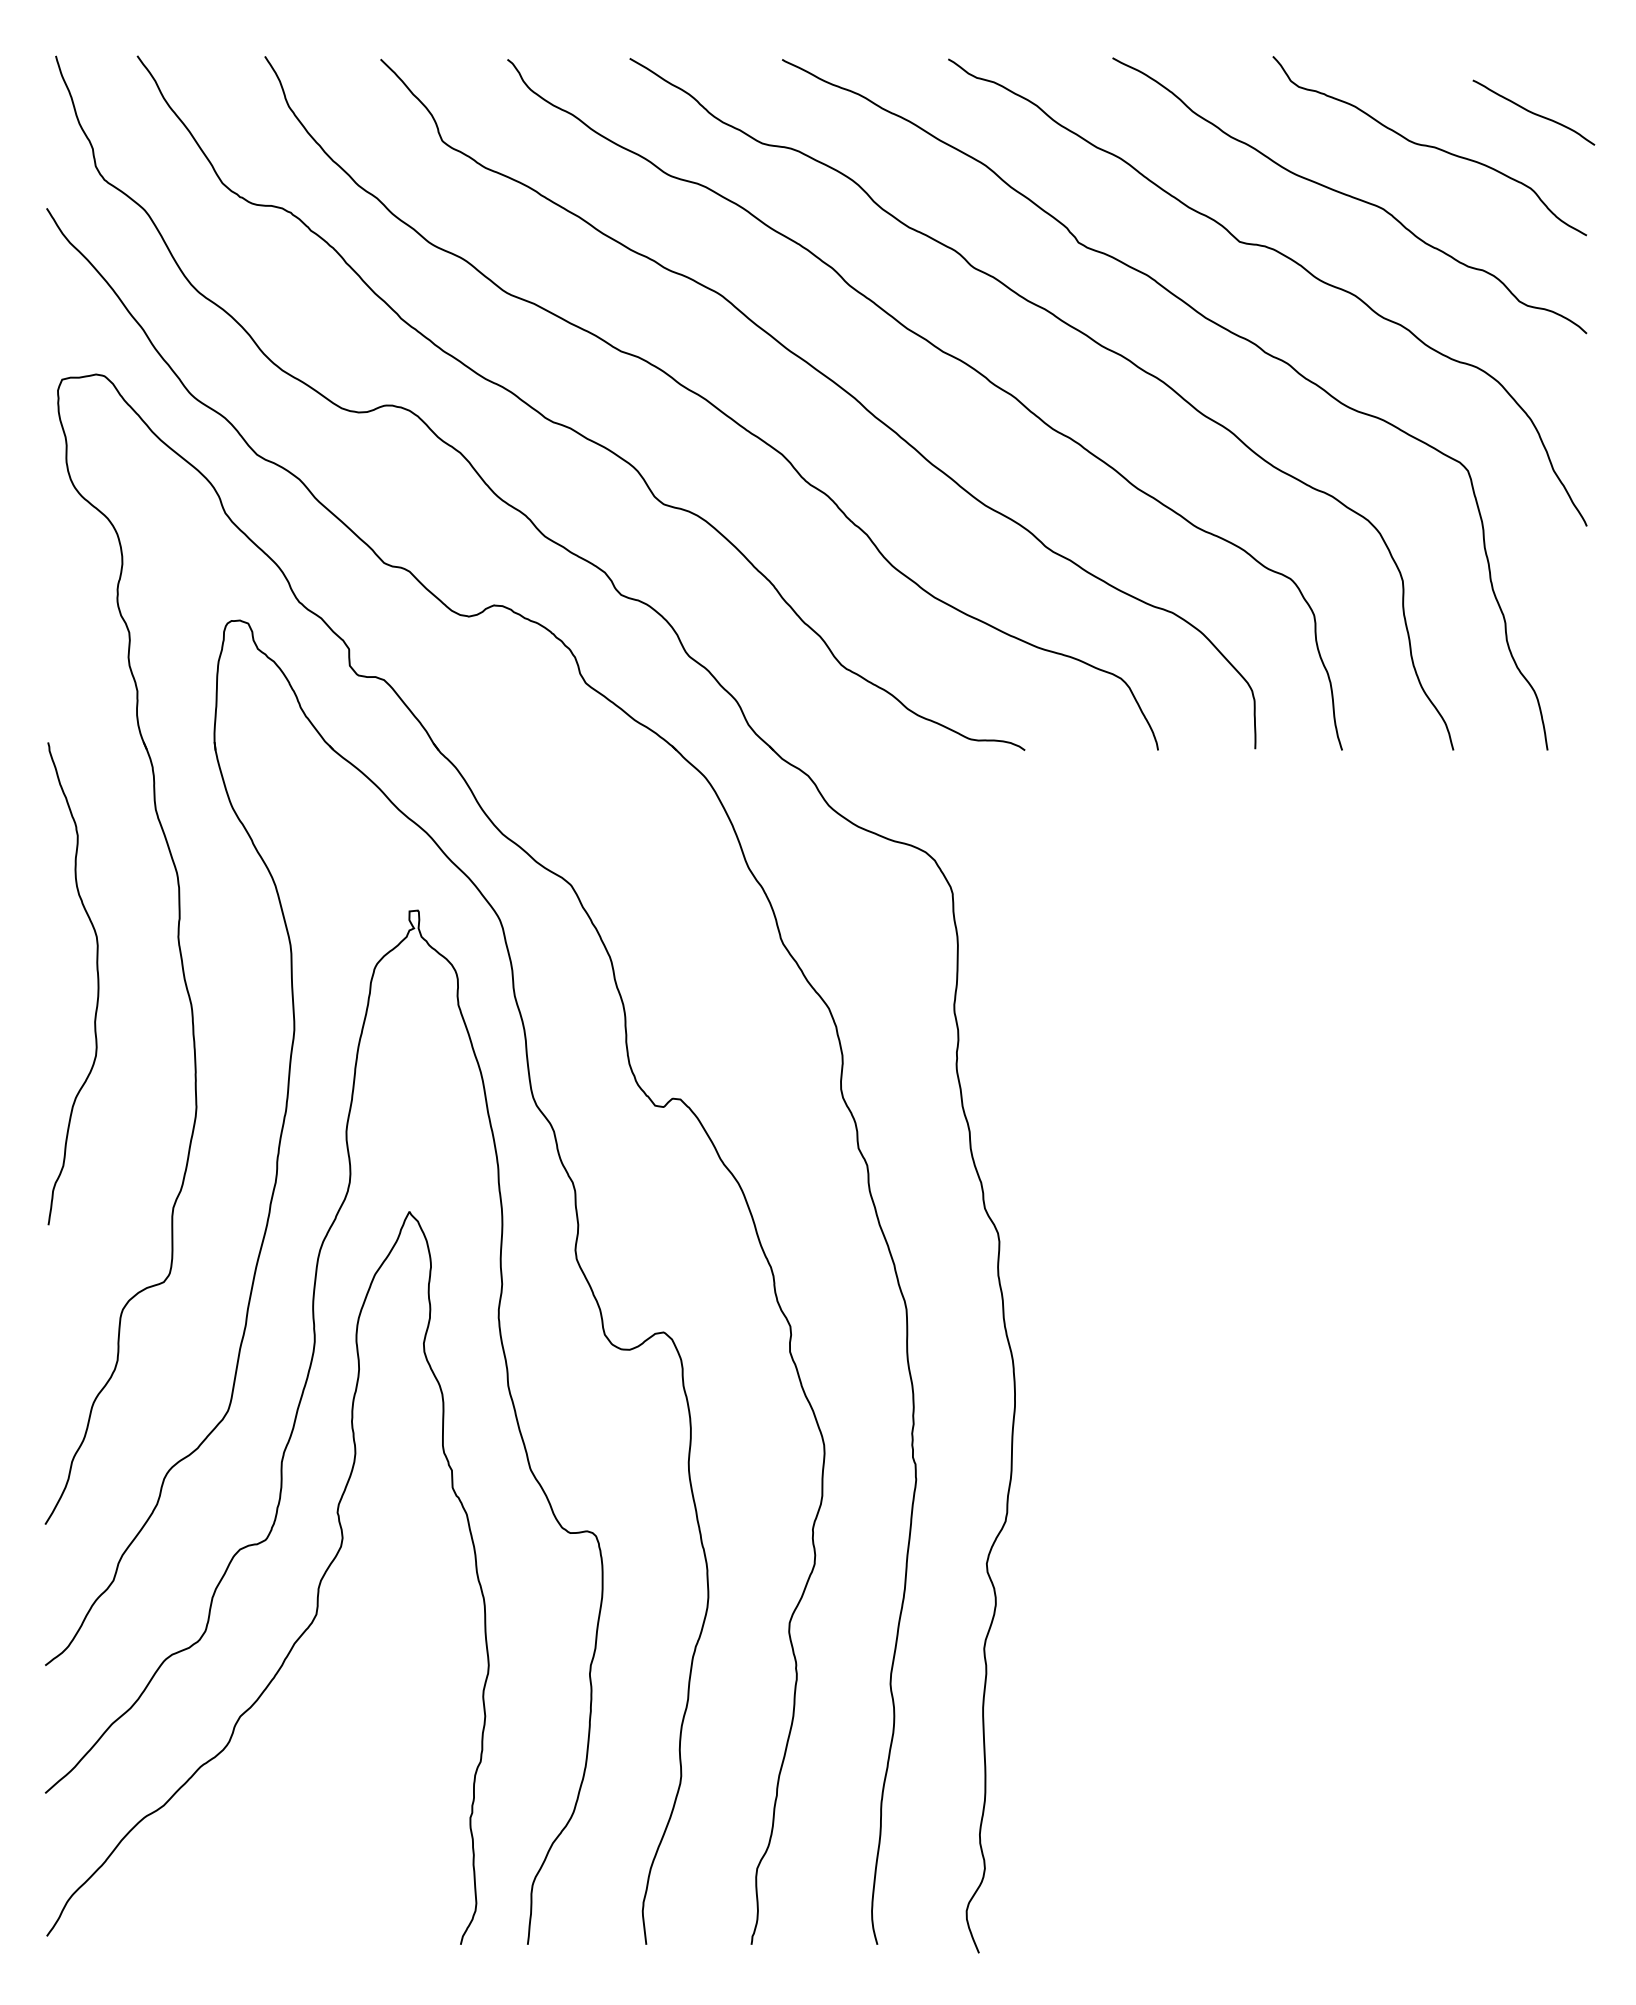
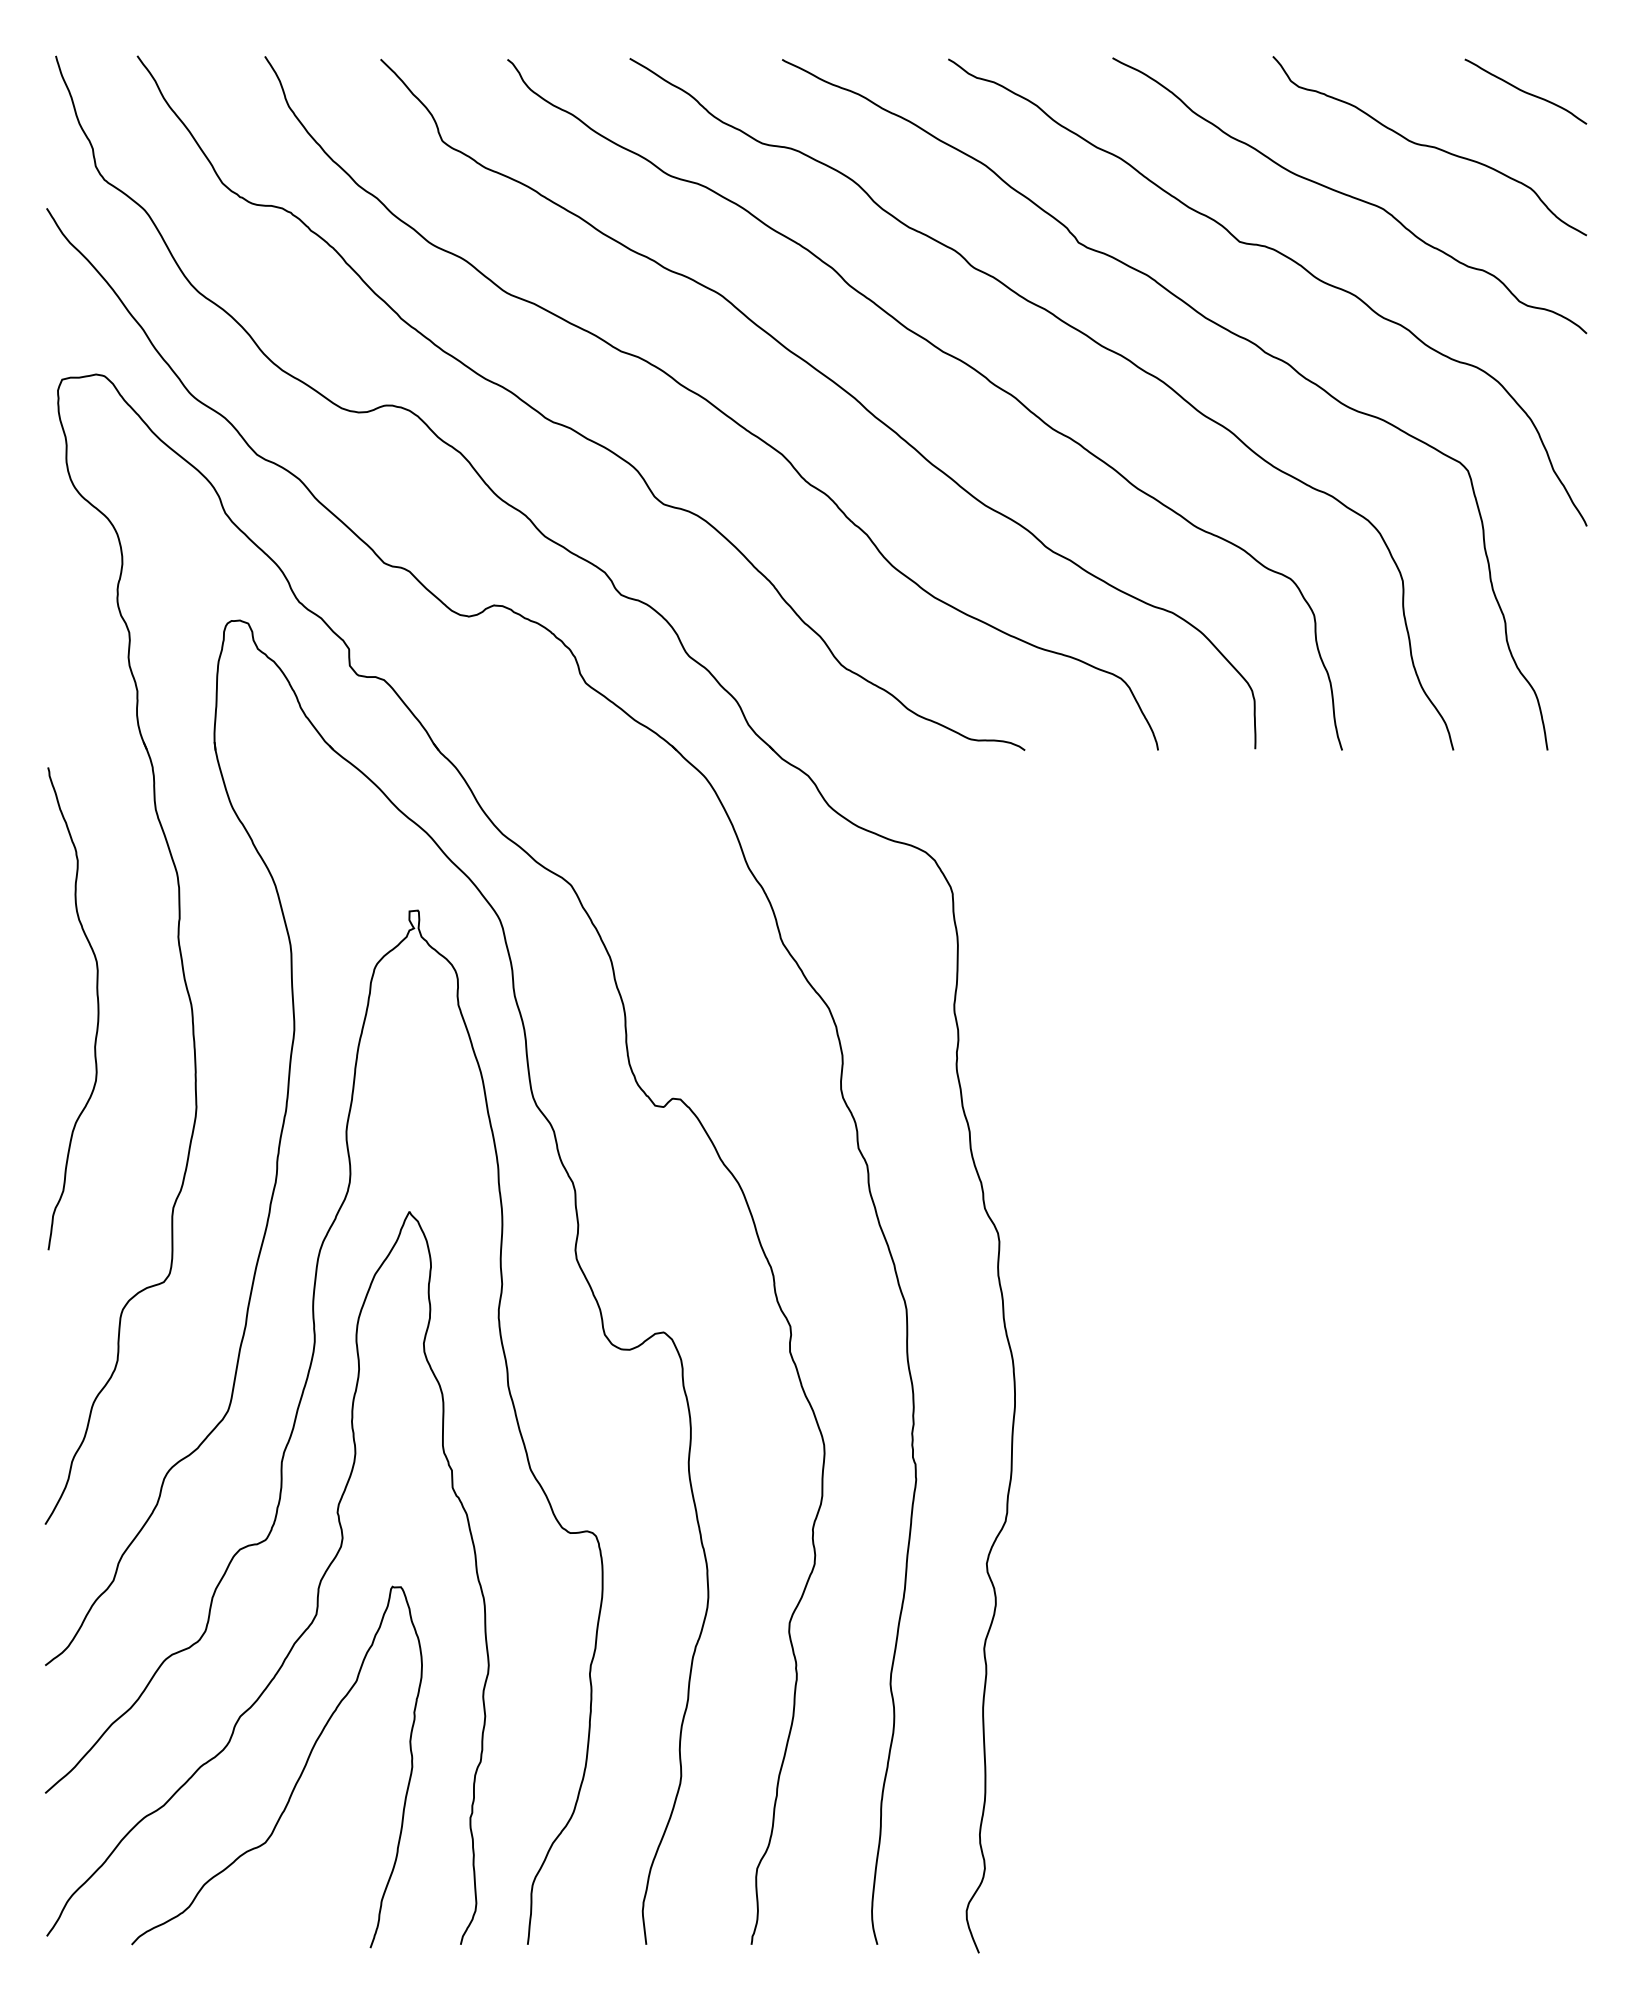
curve position: (1533, 112) -> (1525, 91) (1525, 91)
curve position: (97, 983) -> (97, 1008) (97, 1008)
curve: none -> present (298, 1777)
